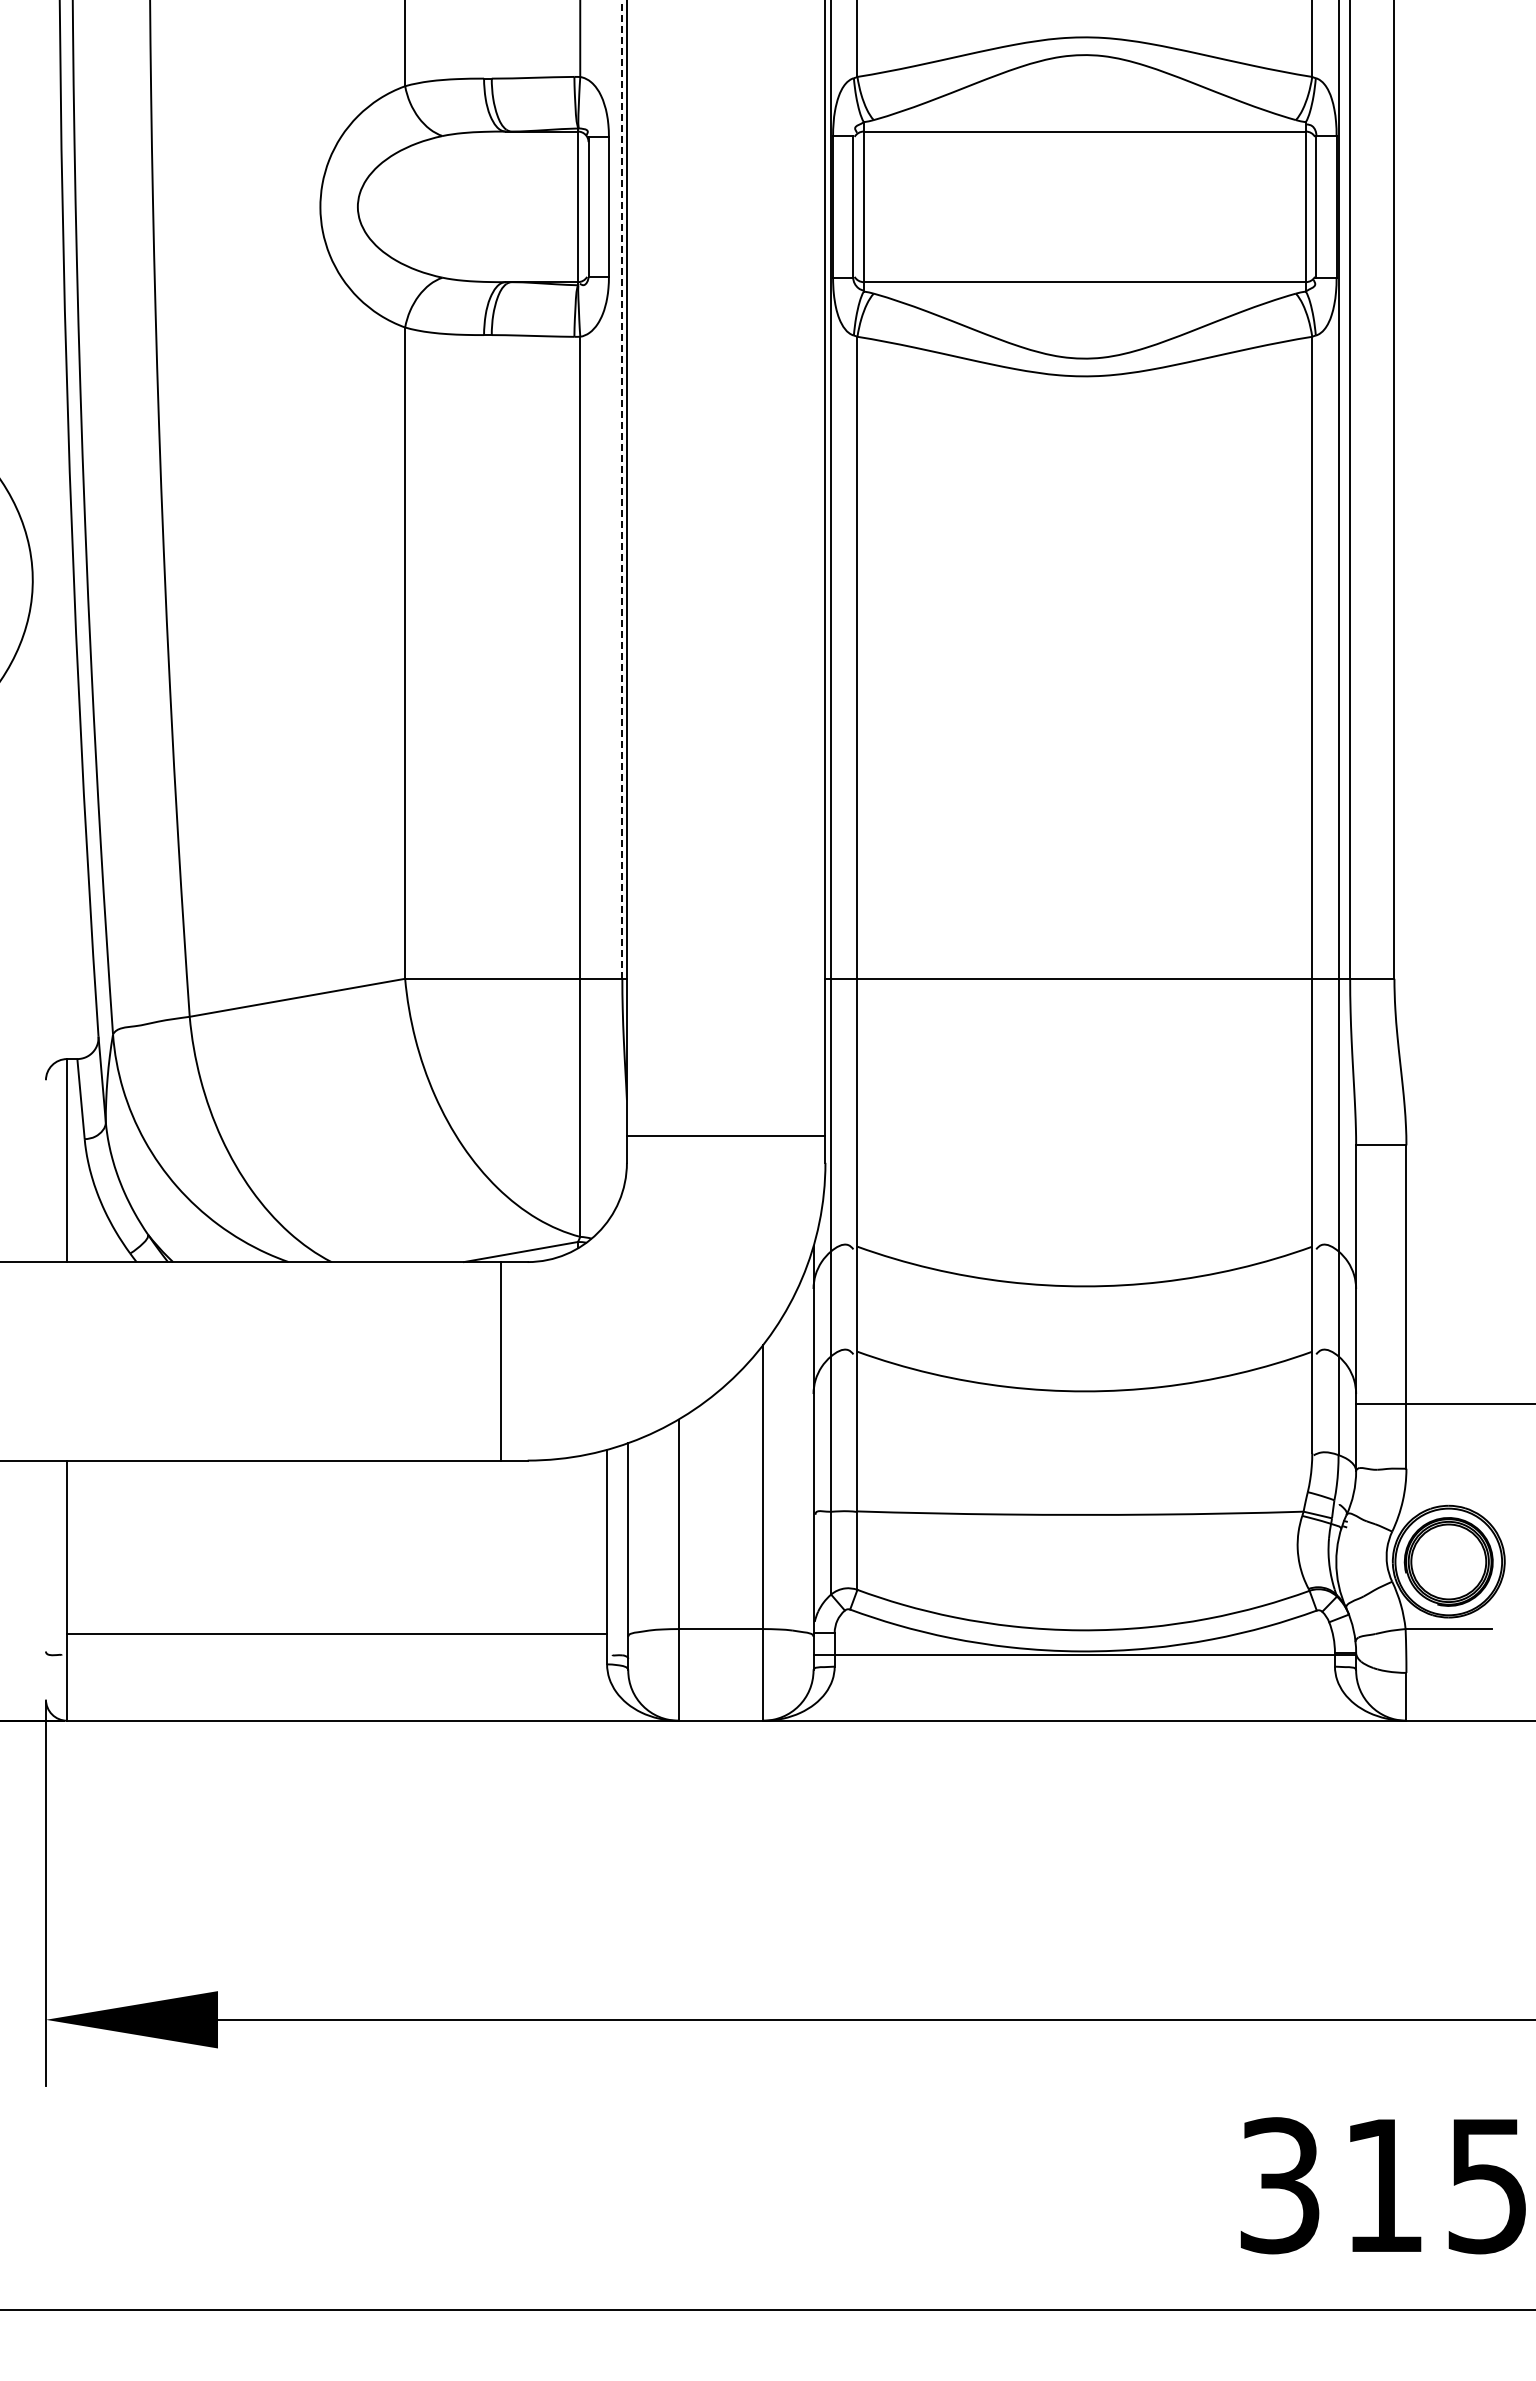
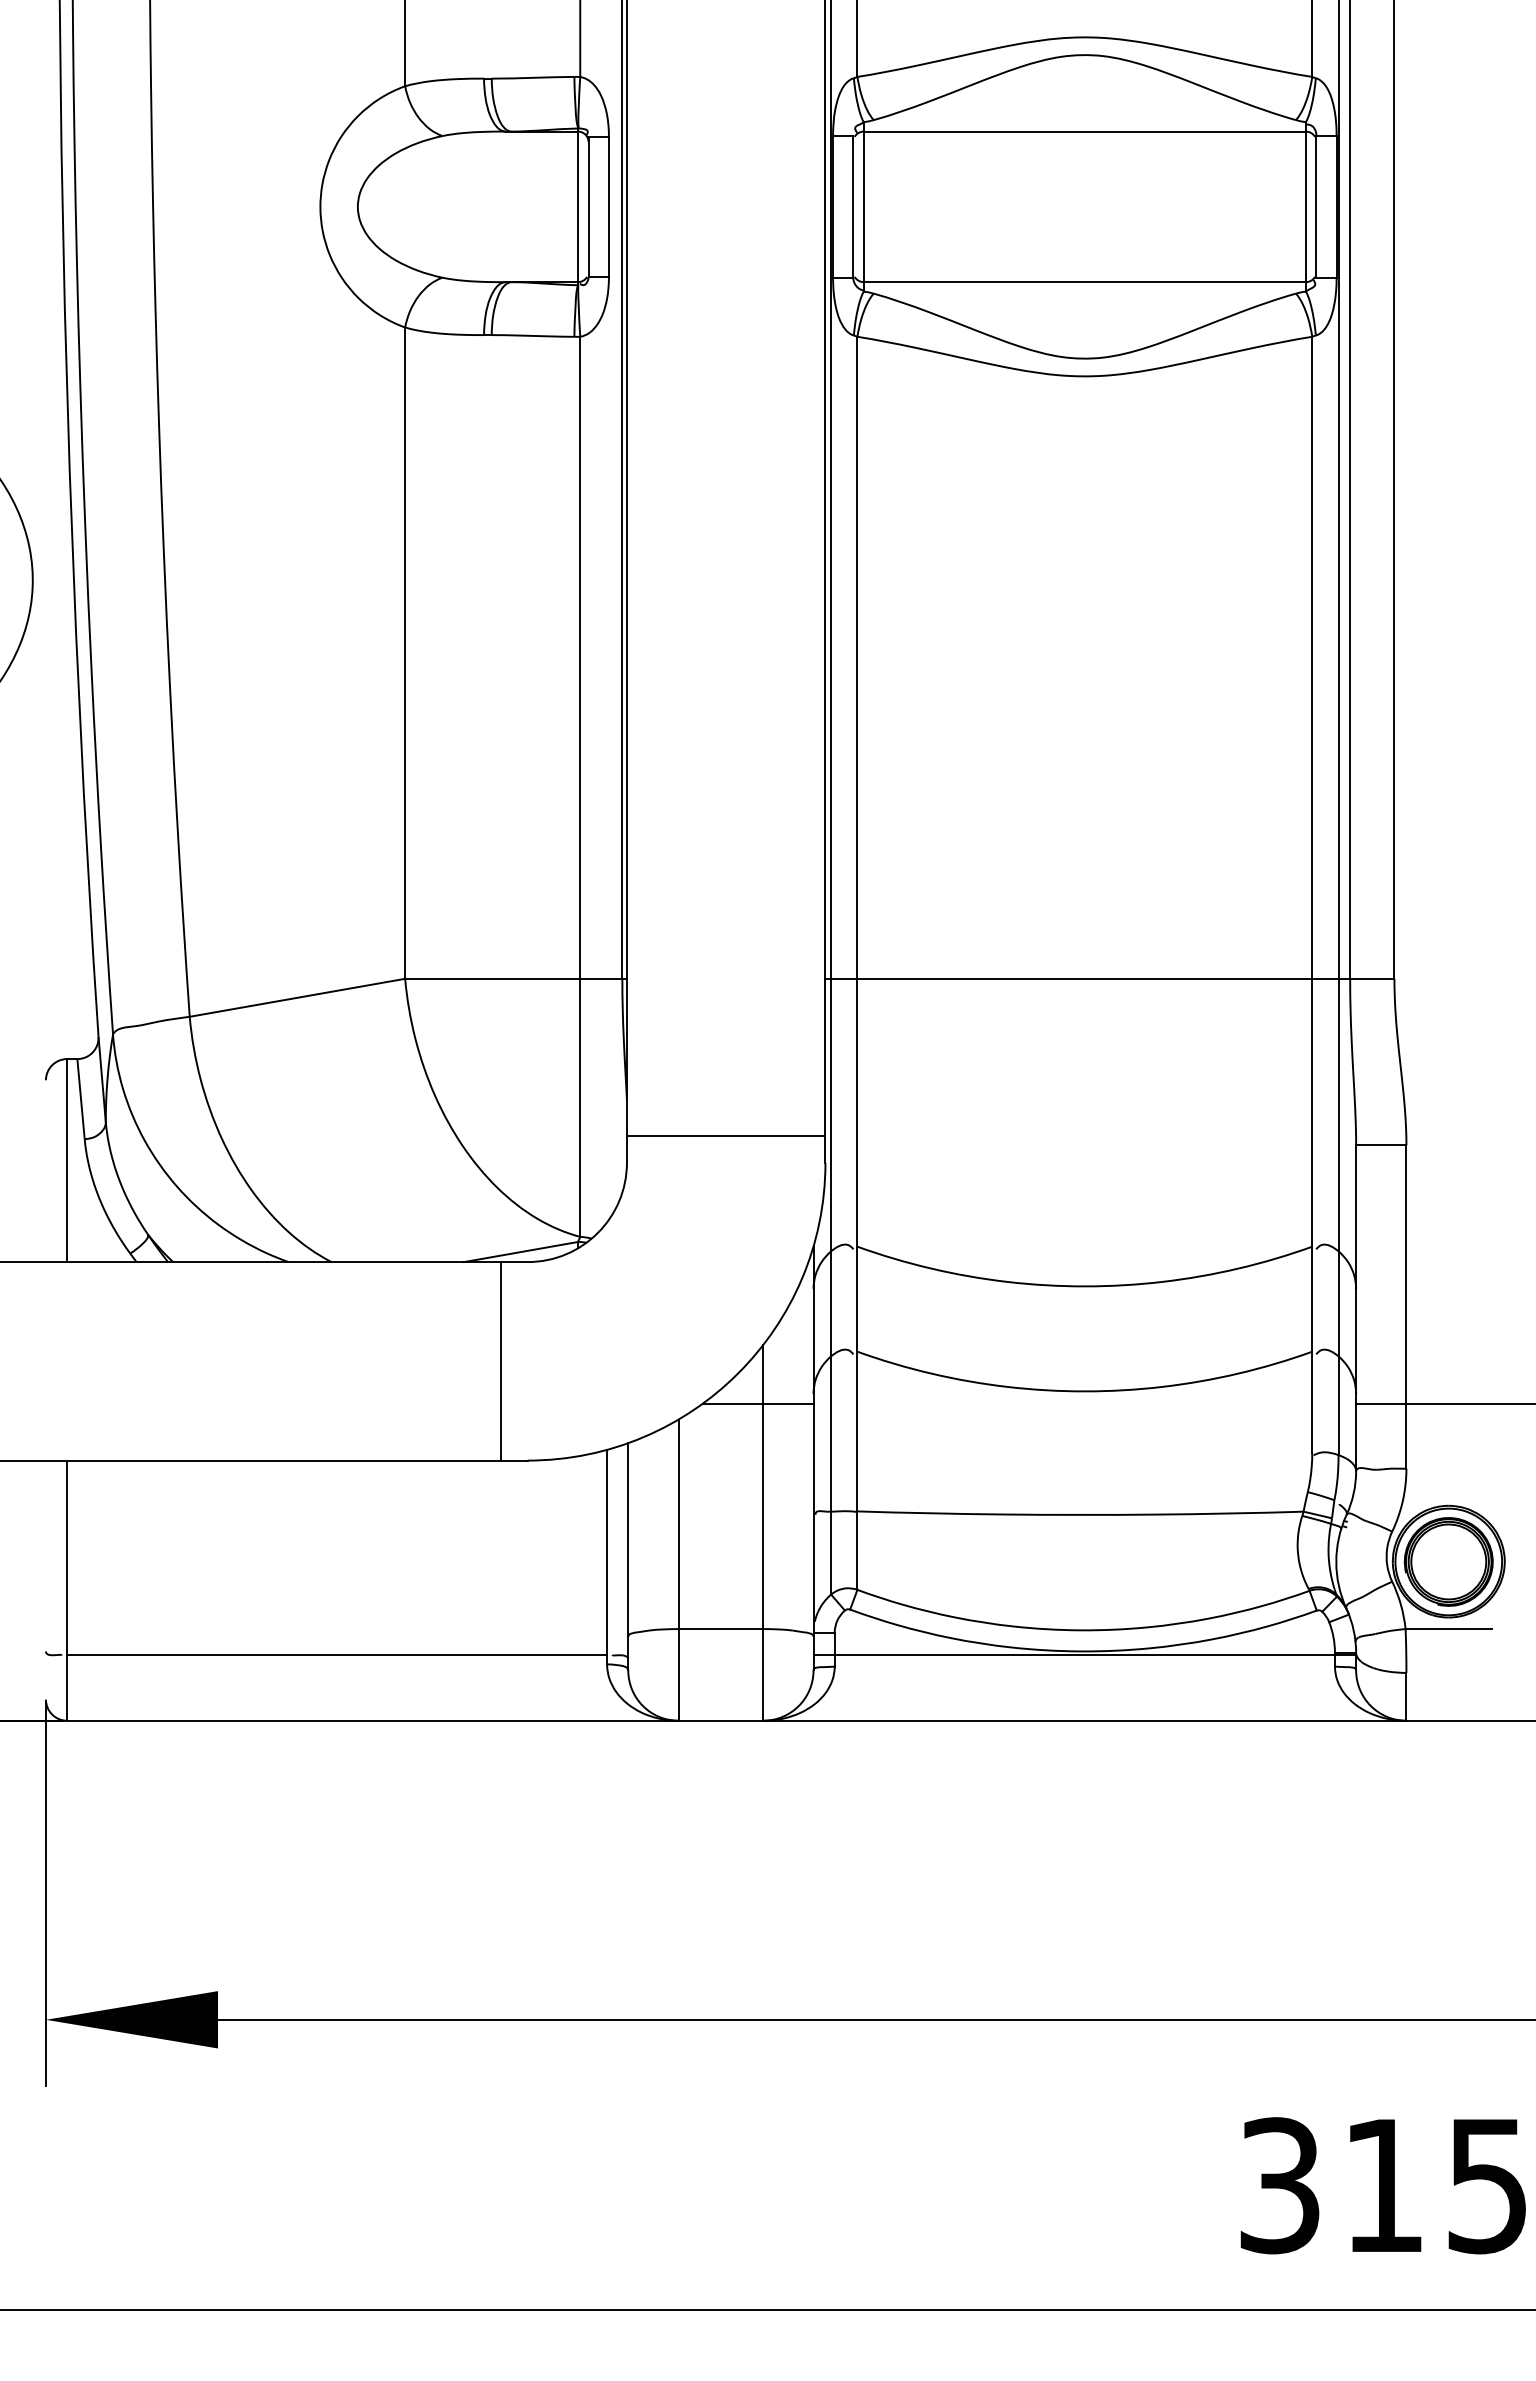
line: dashed -> solid (622, 489)
line: none -> present (757, 1403)
line position: (337, 1634) -> (337, 1655) (337, 1655)
